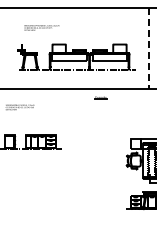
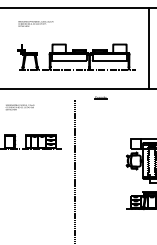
text position: (41, 27) -> (35, 23) (35, 23)
line: dashed -> solid (148, 48)
line: none -> present (74, 170)
